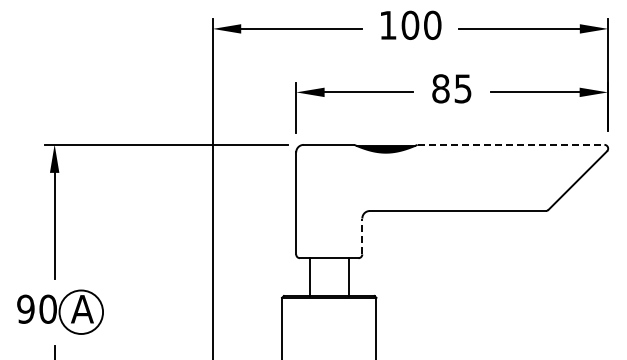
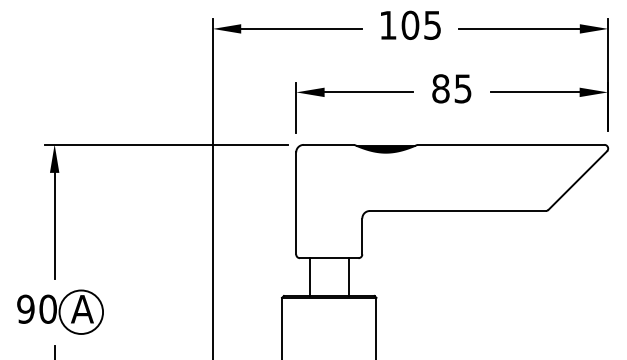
text: 100 -> 105 (432, 24)
line: dashed -> solid (511, 144)
line: dashed -> solid (362, 236)
